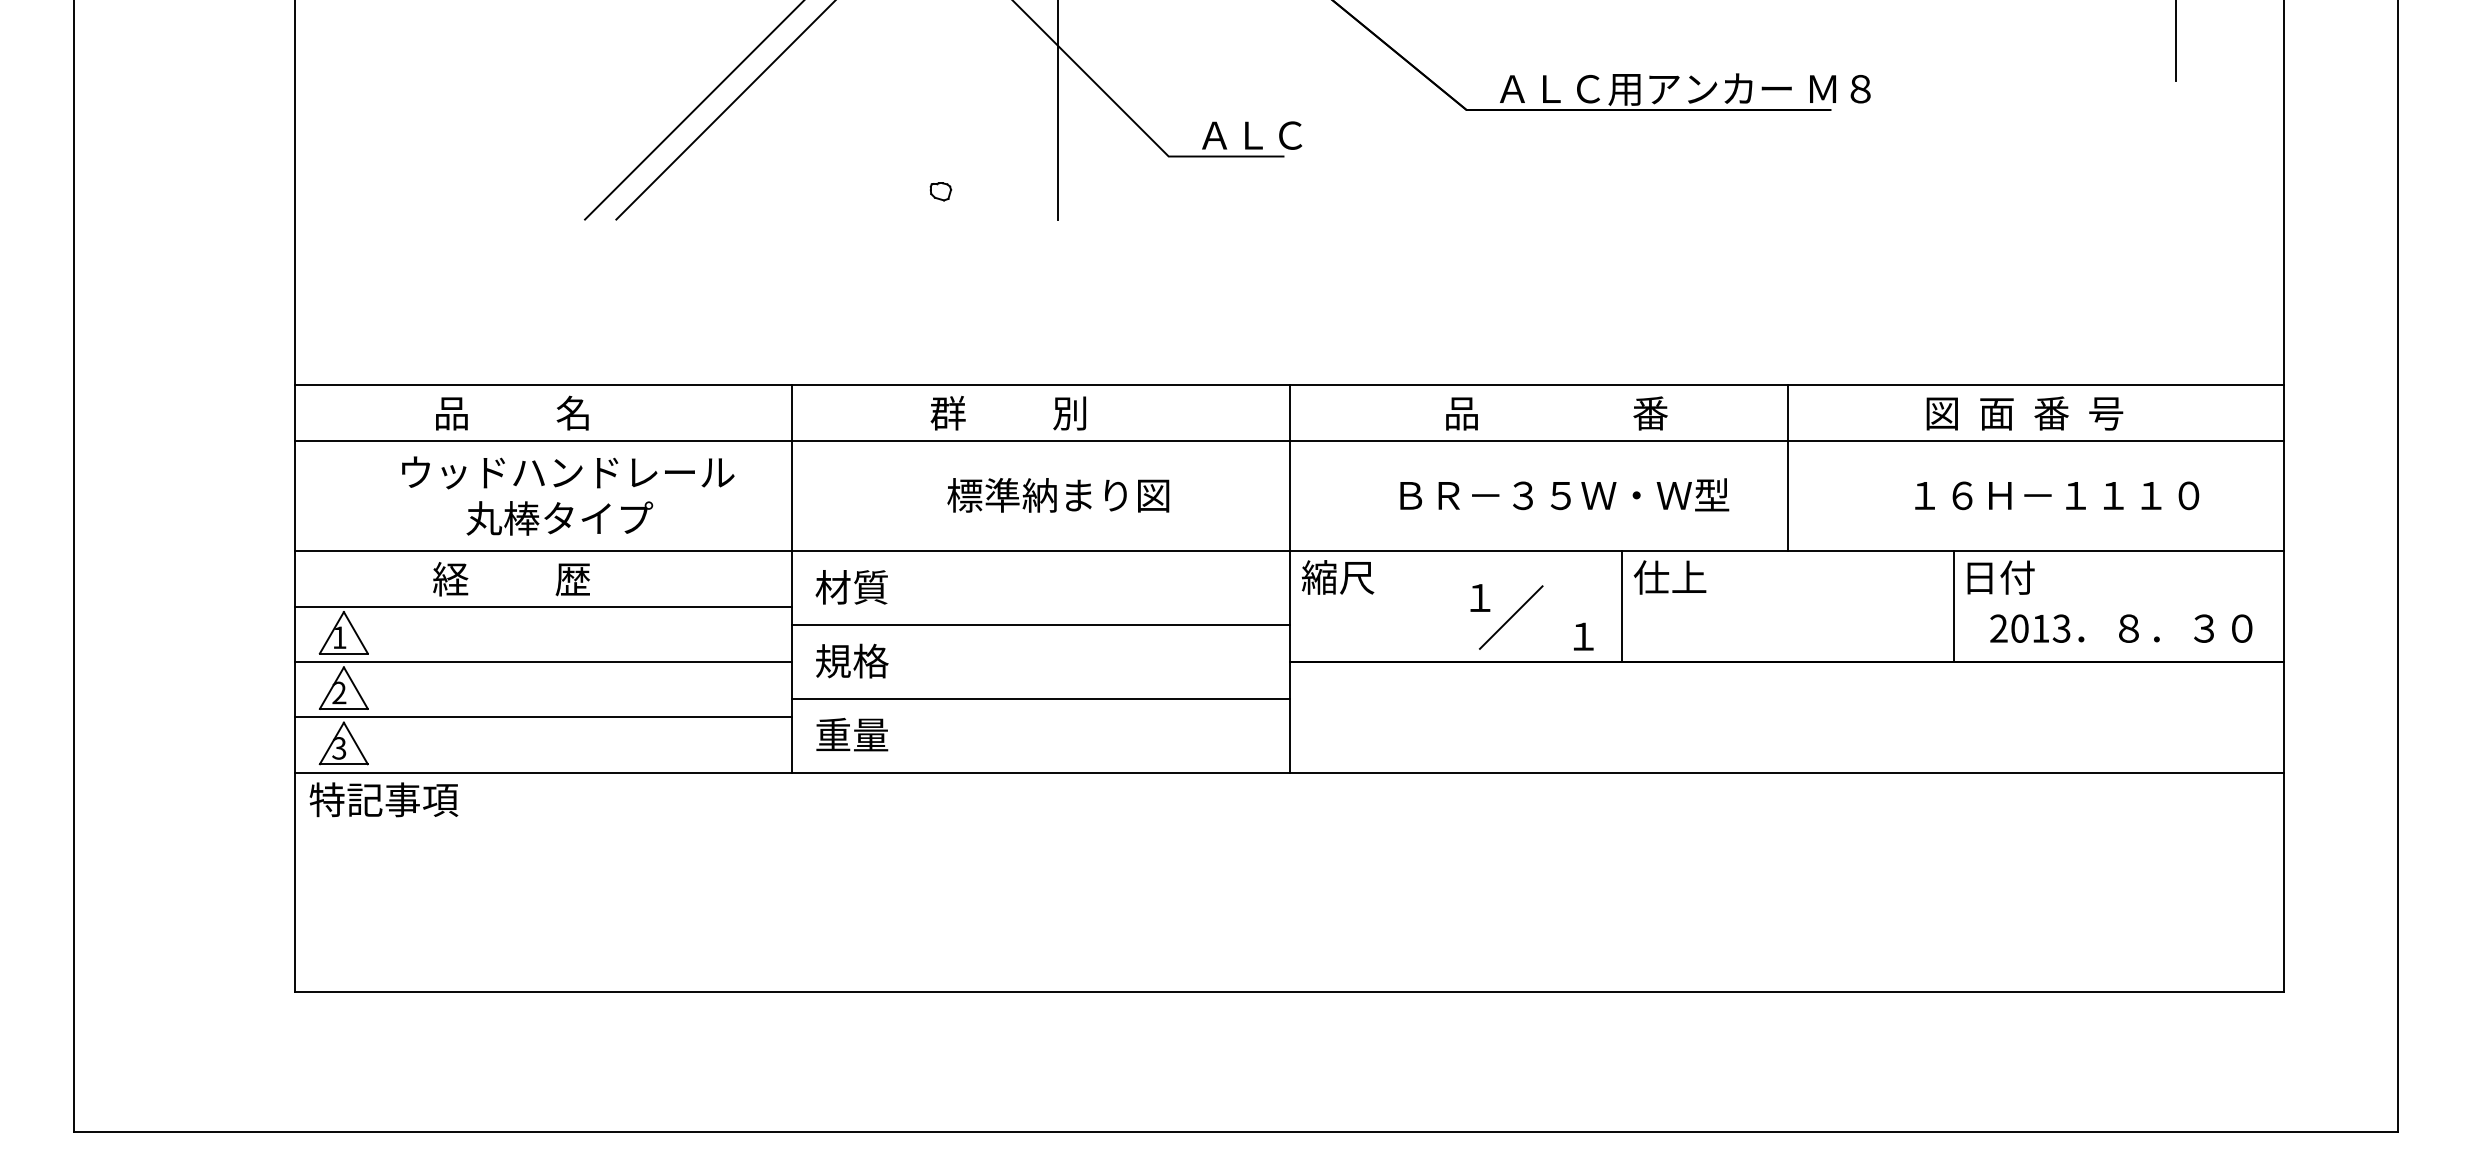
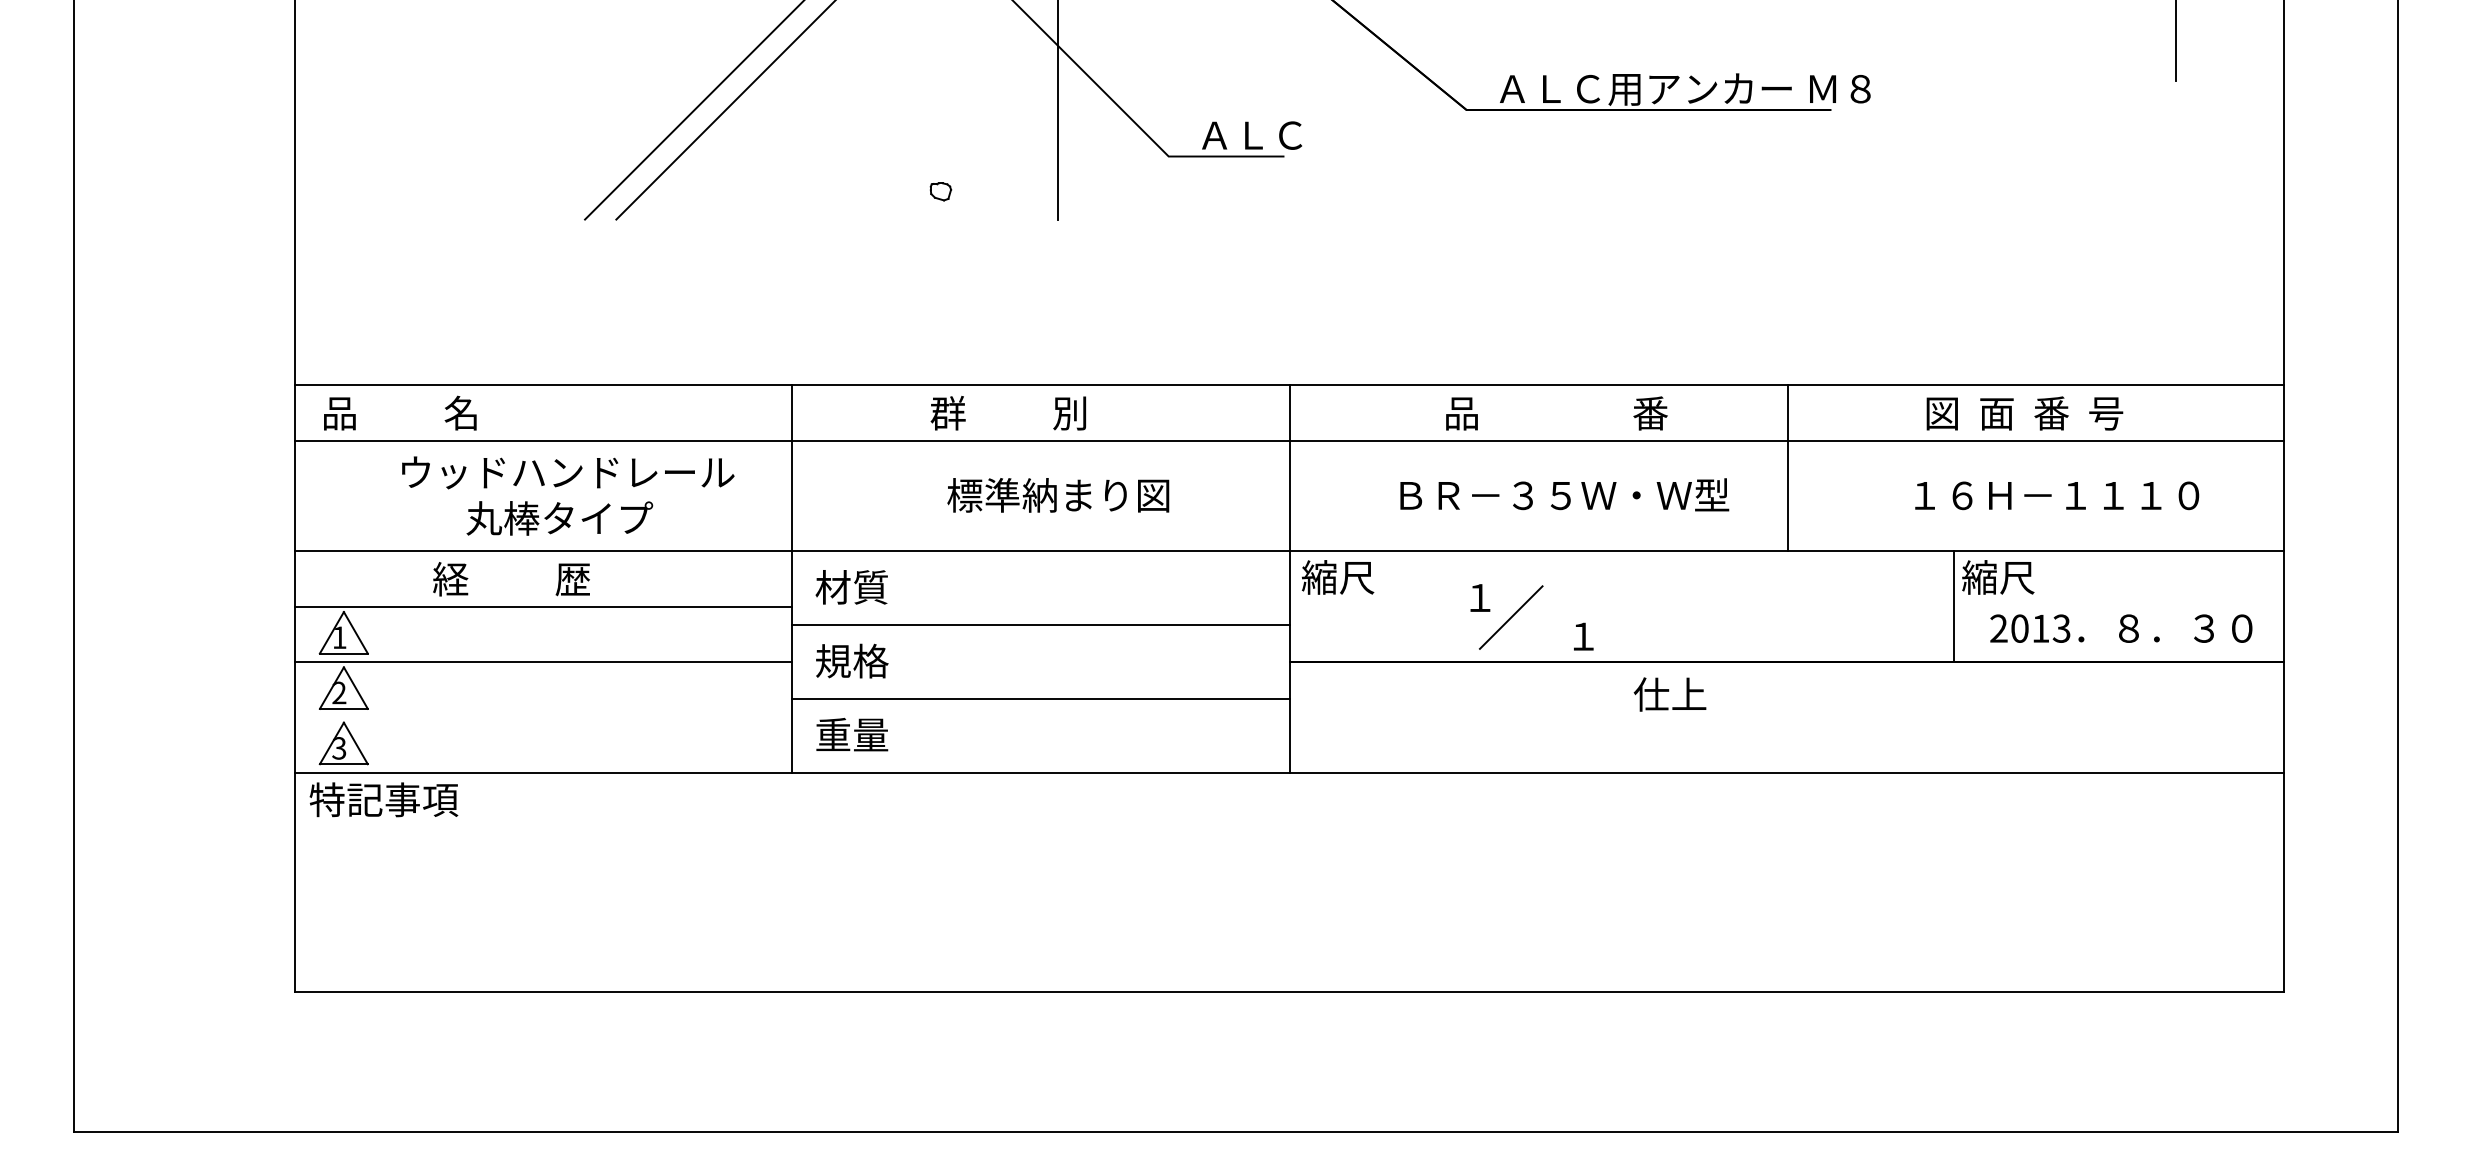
text position: (512, 412) -> (400, 412) (400, 412)
text position: (1669, 577) -> (1669, 694) (1669, 694)
text: 日付 -> 縮尺 (1998, 577)
line: present -> none (1621, 606)
line: present -> none (543, 717)
